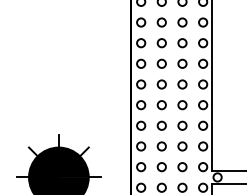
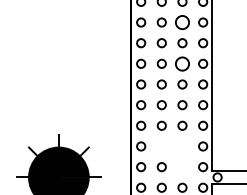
circle size: 11x11 px -> 15x16 px (182, 22)
circle size: 11x11 px -> 15x16 px (182, 63)
circle: present -> none (161, 146)
circle: present -> none (182, 146)
circle: present -> none (182, 167)
